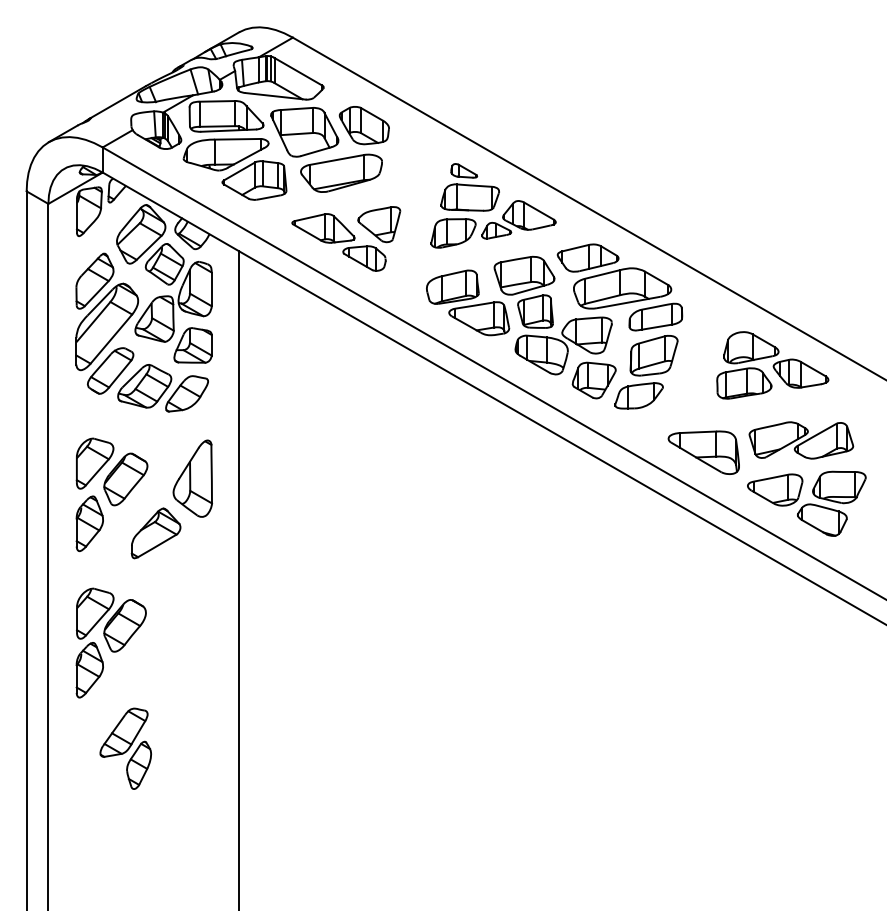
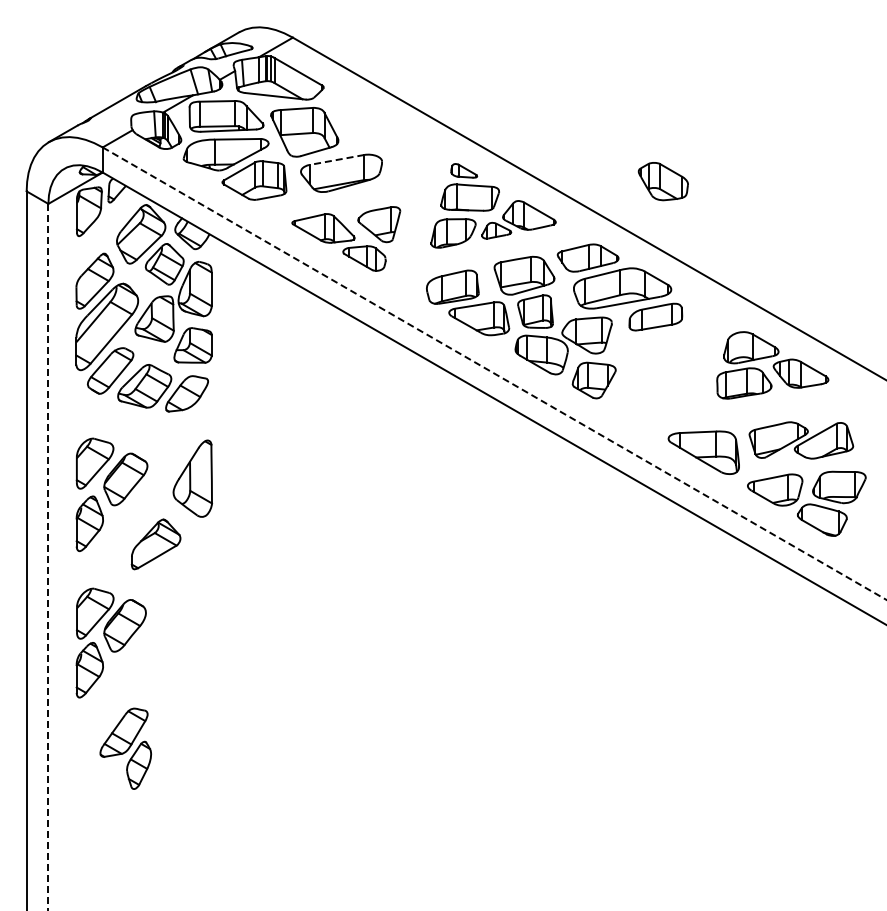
part position: (363, 125) -> (662, 181) (662, 181)
line: solid -> dashed (336, 159)
part: present -> none (646, 372)
line: solid -> dashed (494, 373)
part position: (155, 533) -> (155, 544) (155, 544)
line: solid -> dashed (48, 556)
line: present -> none (238, 578)
